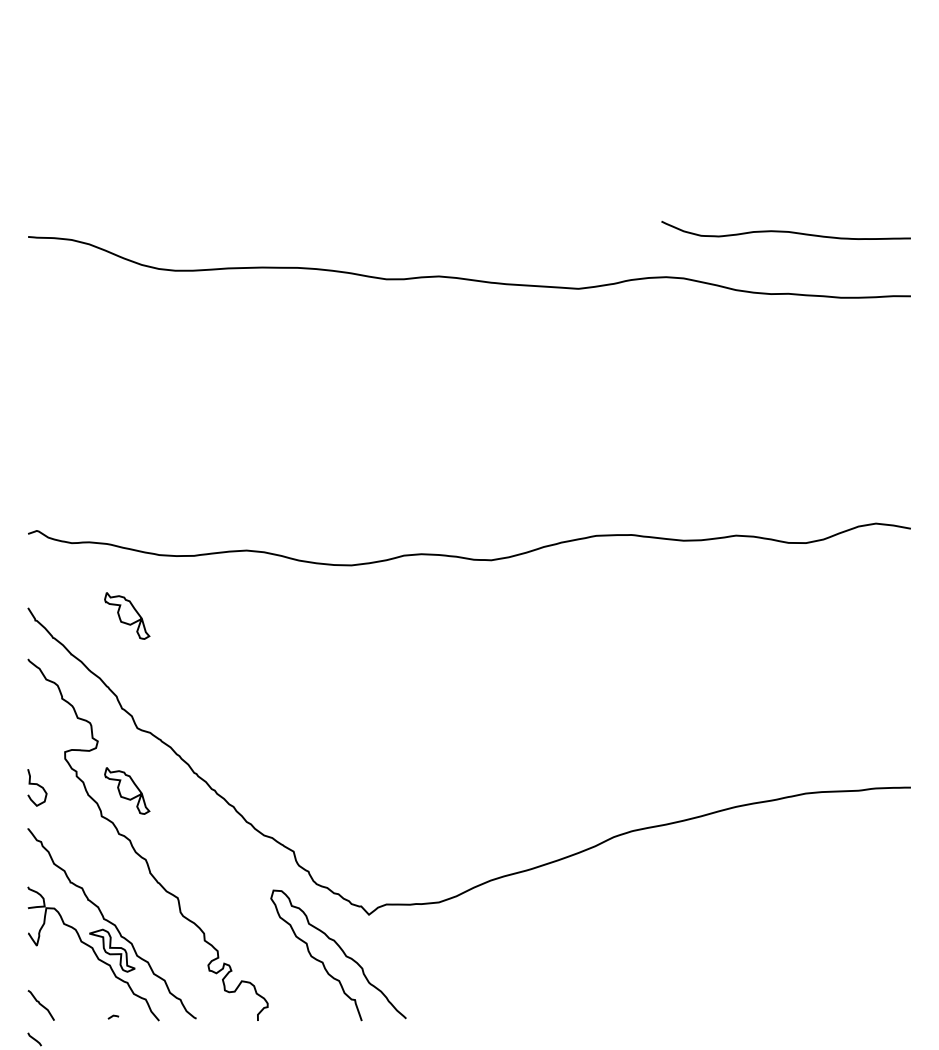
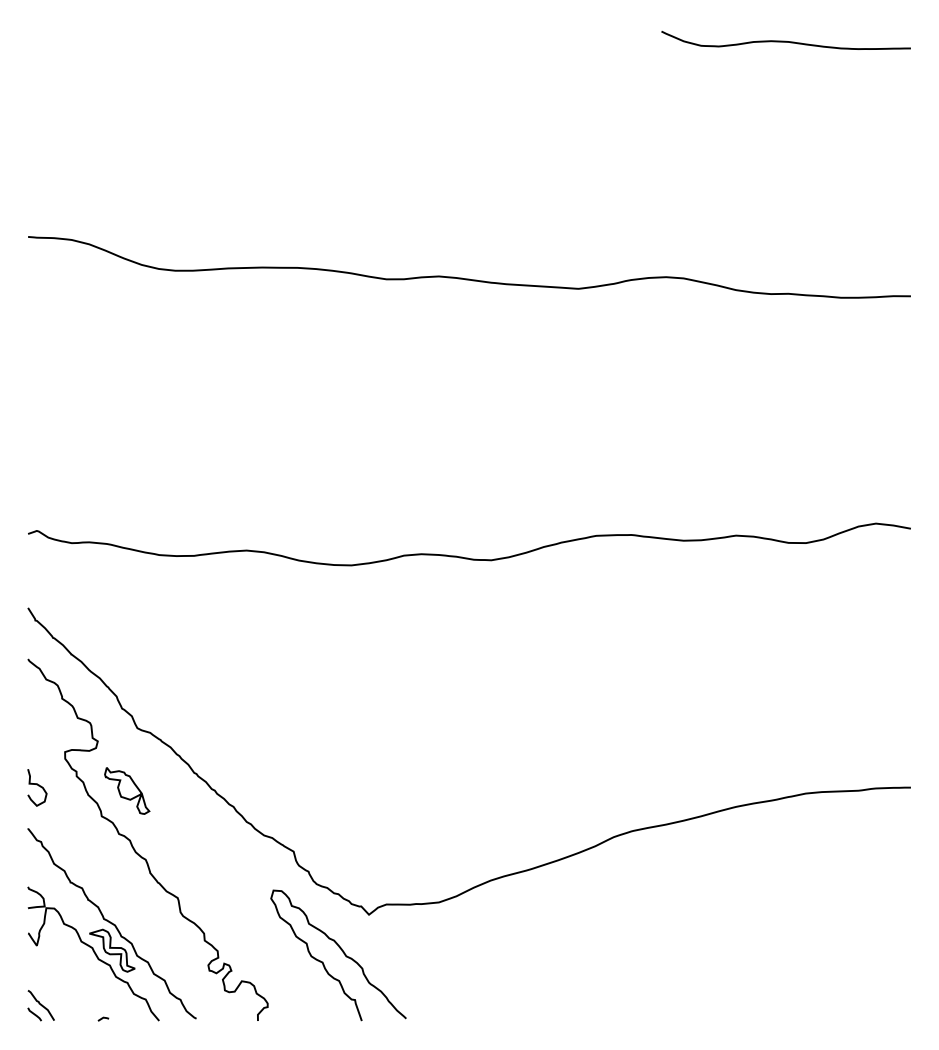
curve position: (785, 230) -> (785, 40) (785, 40)
part: present -> none (127, 615)
line position: (113, 1016) -> (103, 1018) (103, 1018)
line position: (34, 1039) -> (34, 1014) (34, 1014)
